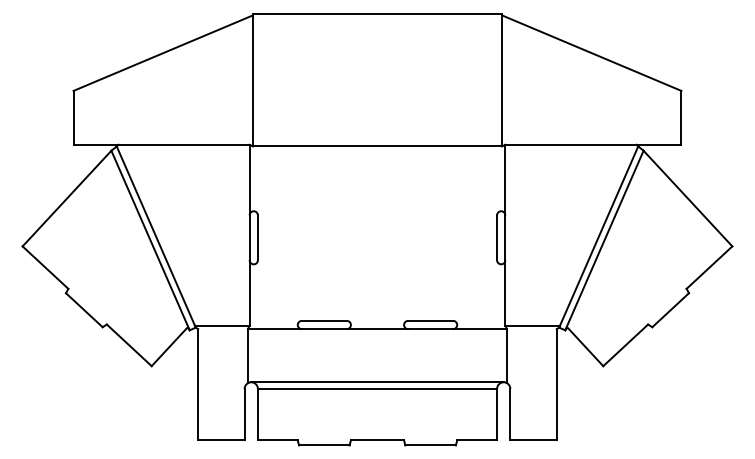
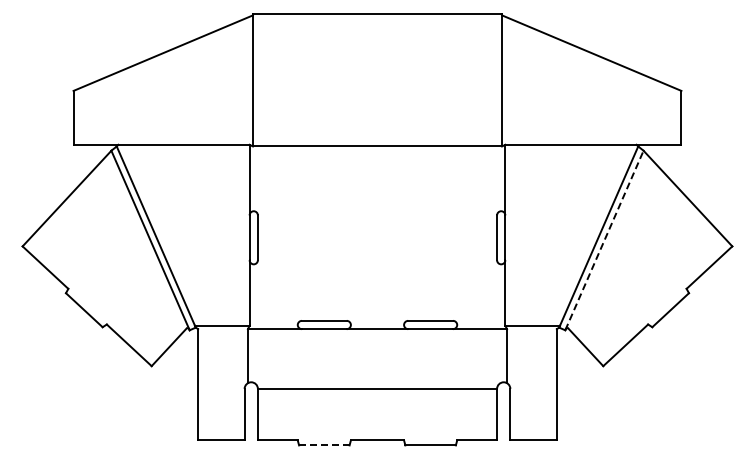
line: solid -> dashed (604, 240)
line: present -> none (377, 382)
line: solid -> dashed (324, 445)
